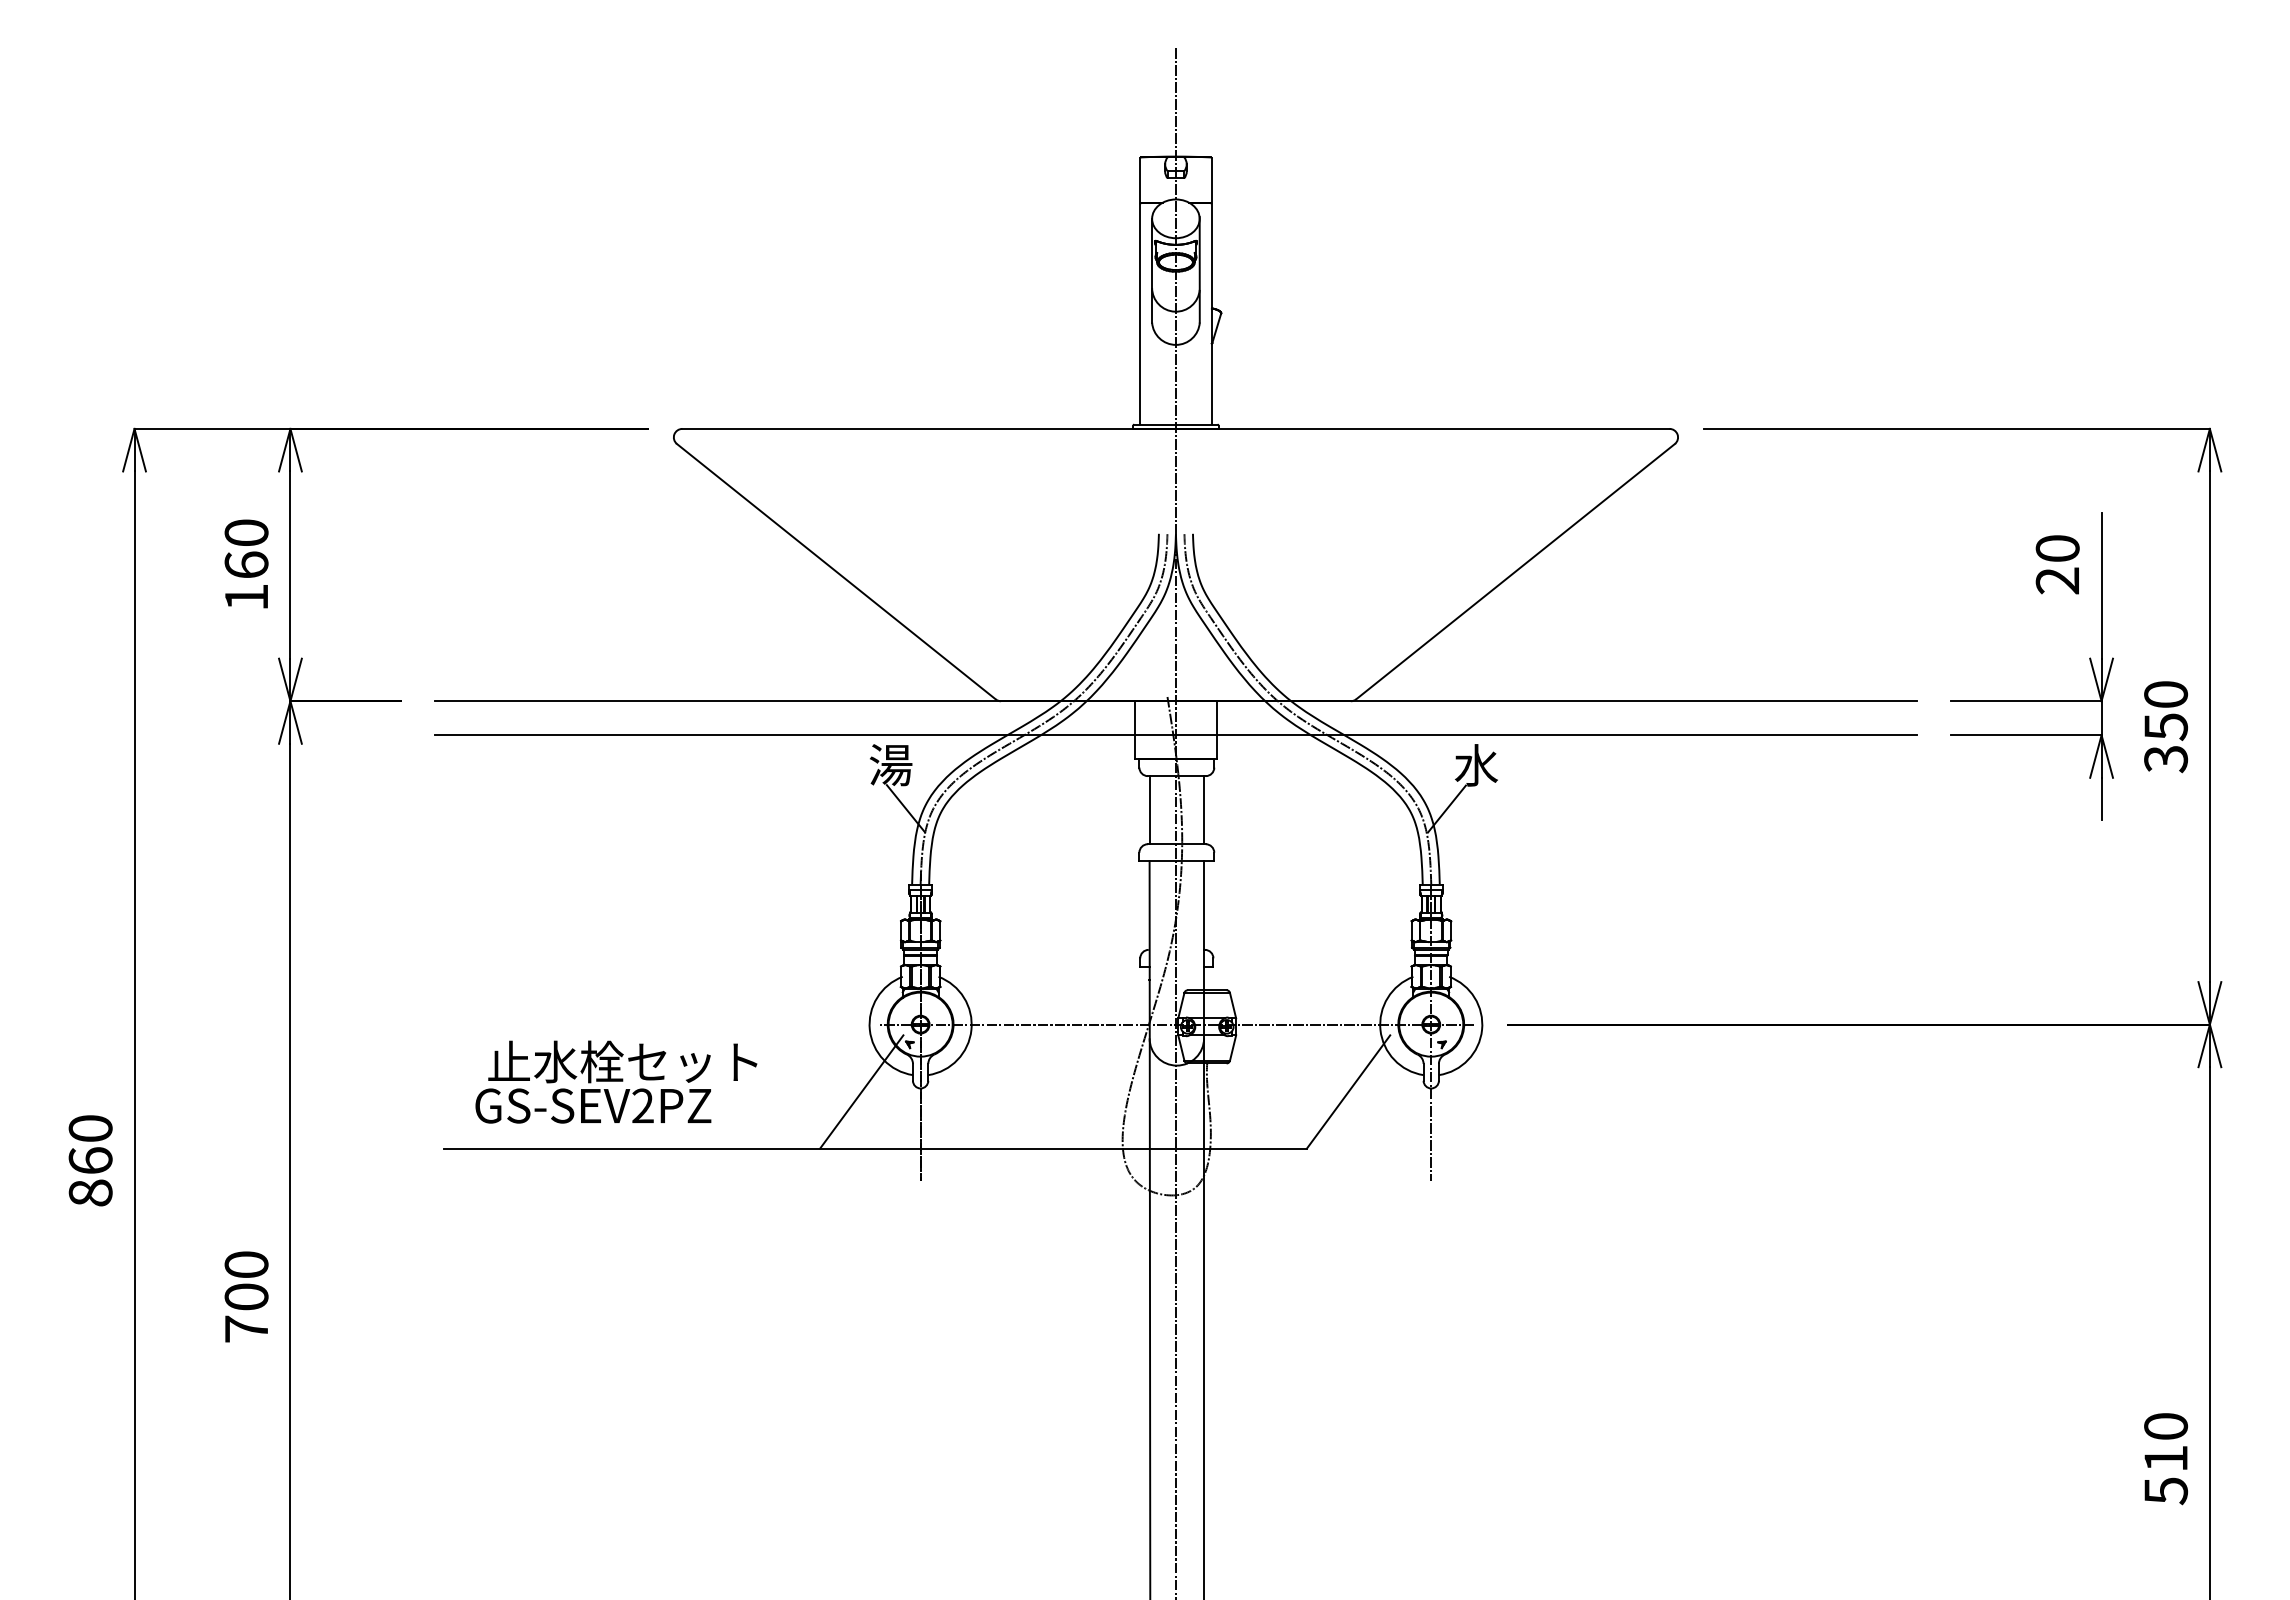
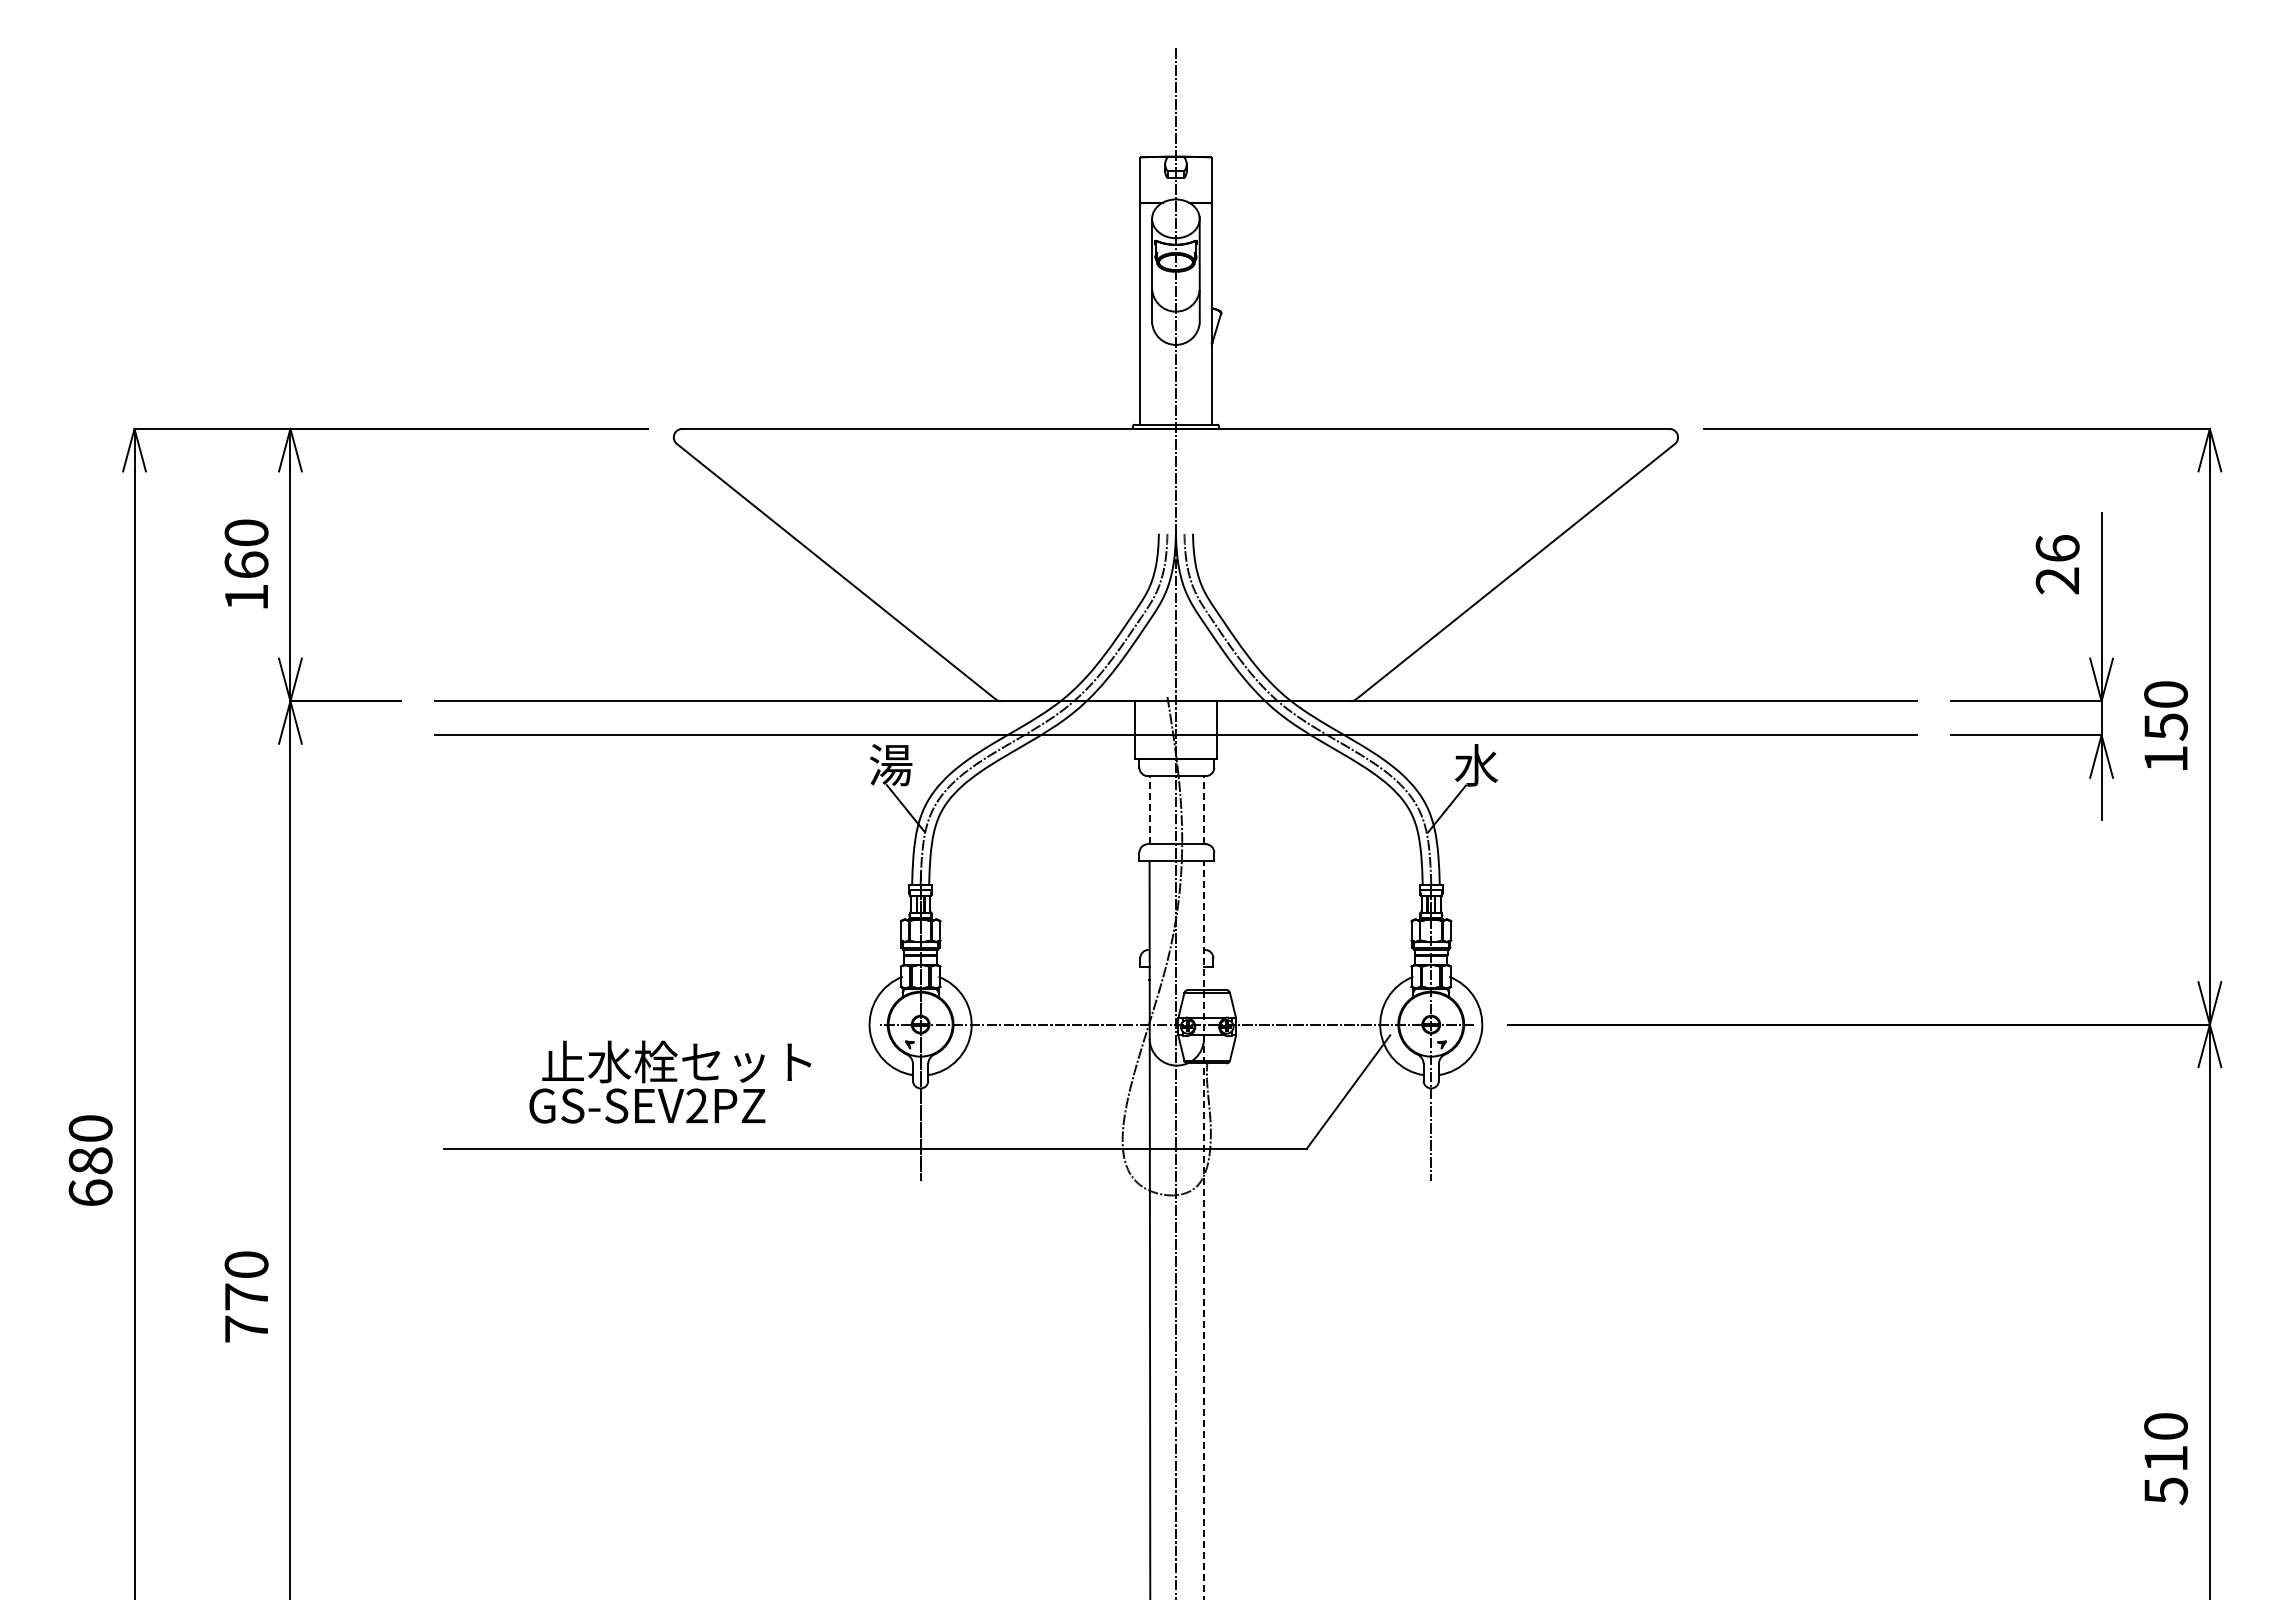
text: 20 -> 26 (2057, 548)
text: 350 -> 150 (2166, 759)
line: solid -> dashed (1149, 809)
line: solid -> dashed (1204, 809)
text position: (616, 1081) -> (670, 1081) (670, 1081)
line: present -> none (861, 1091)
text: 860 -> 680 (90, 1176)
line: solid -> dashed (1204, 1230)
text: 700 -> 770 (246, 1296)
